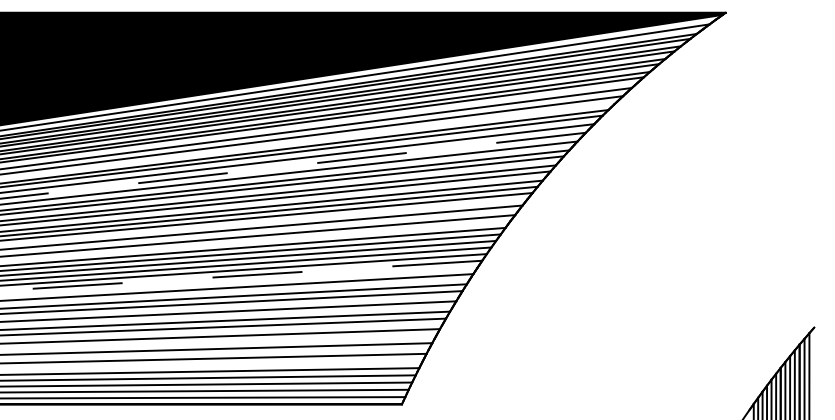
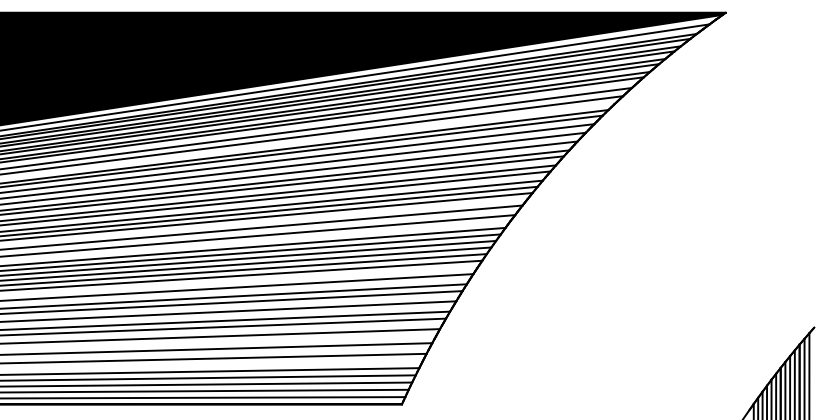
line: dashed -> solid (292, 165)
line: dashed -> solid (240, 275)
